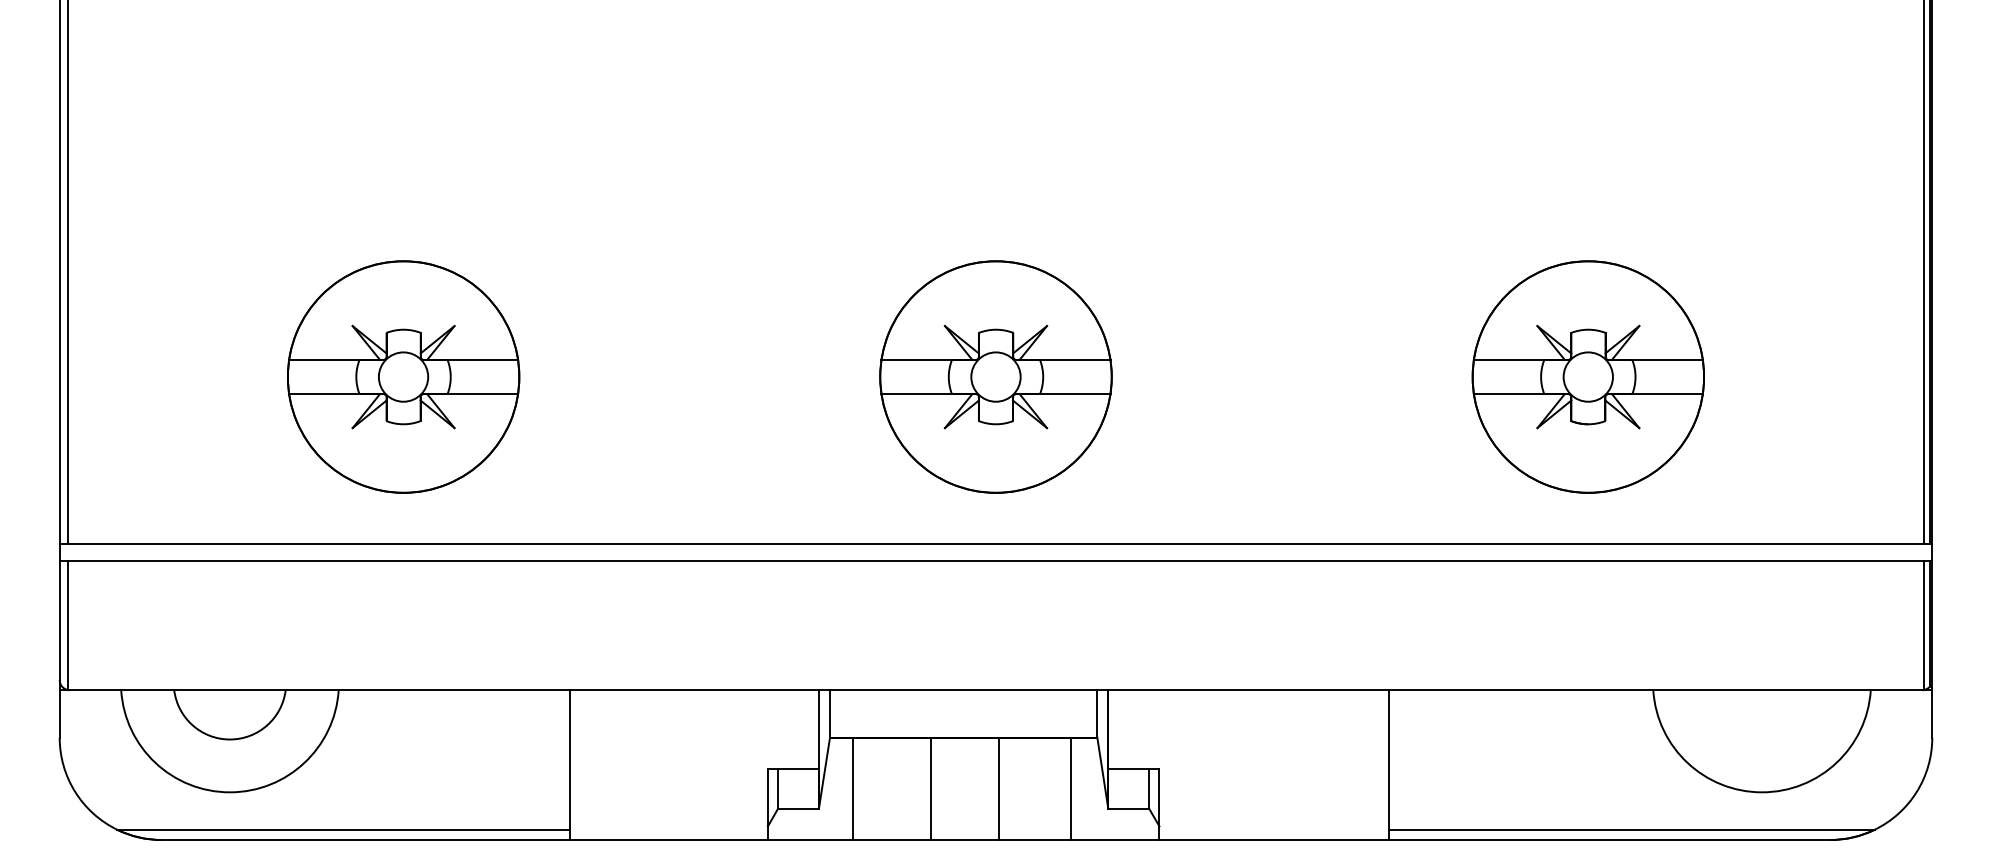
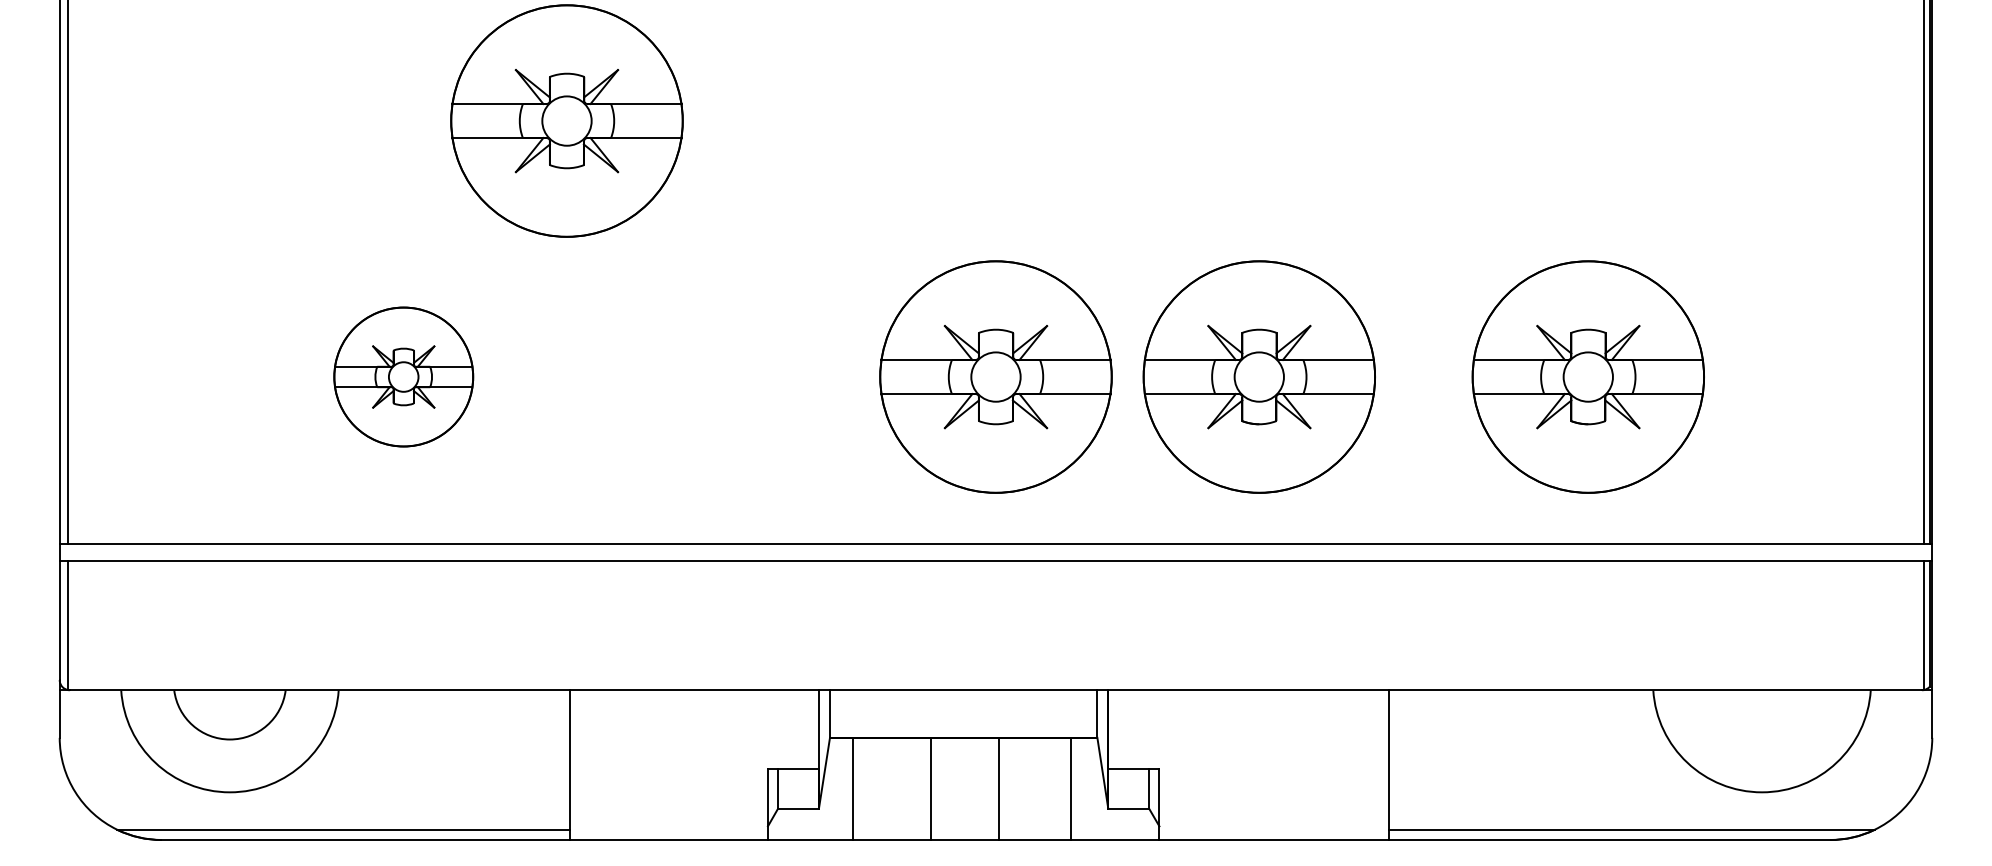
part: none -> present (566, 120)
part size: 234x234 px -> 142x142 px (403, 376)
part: none -> present (1258, 376)
